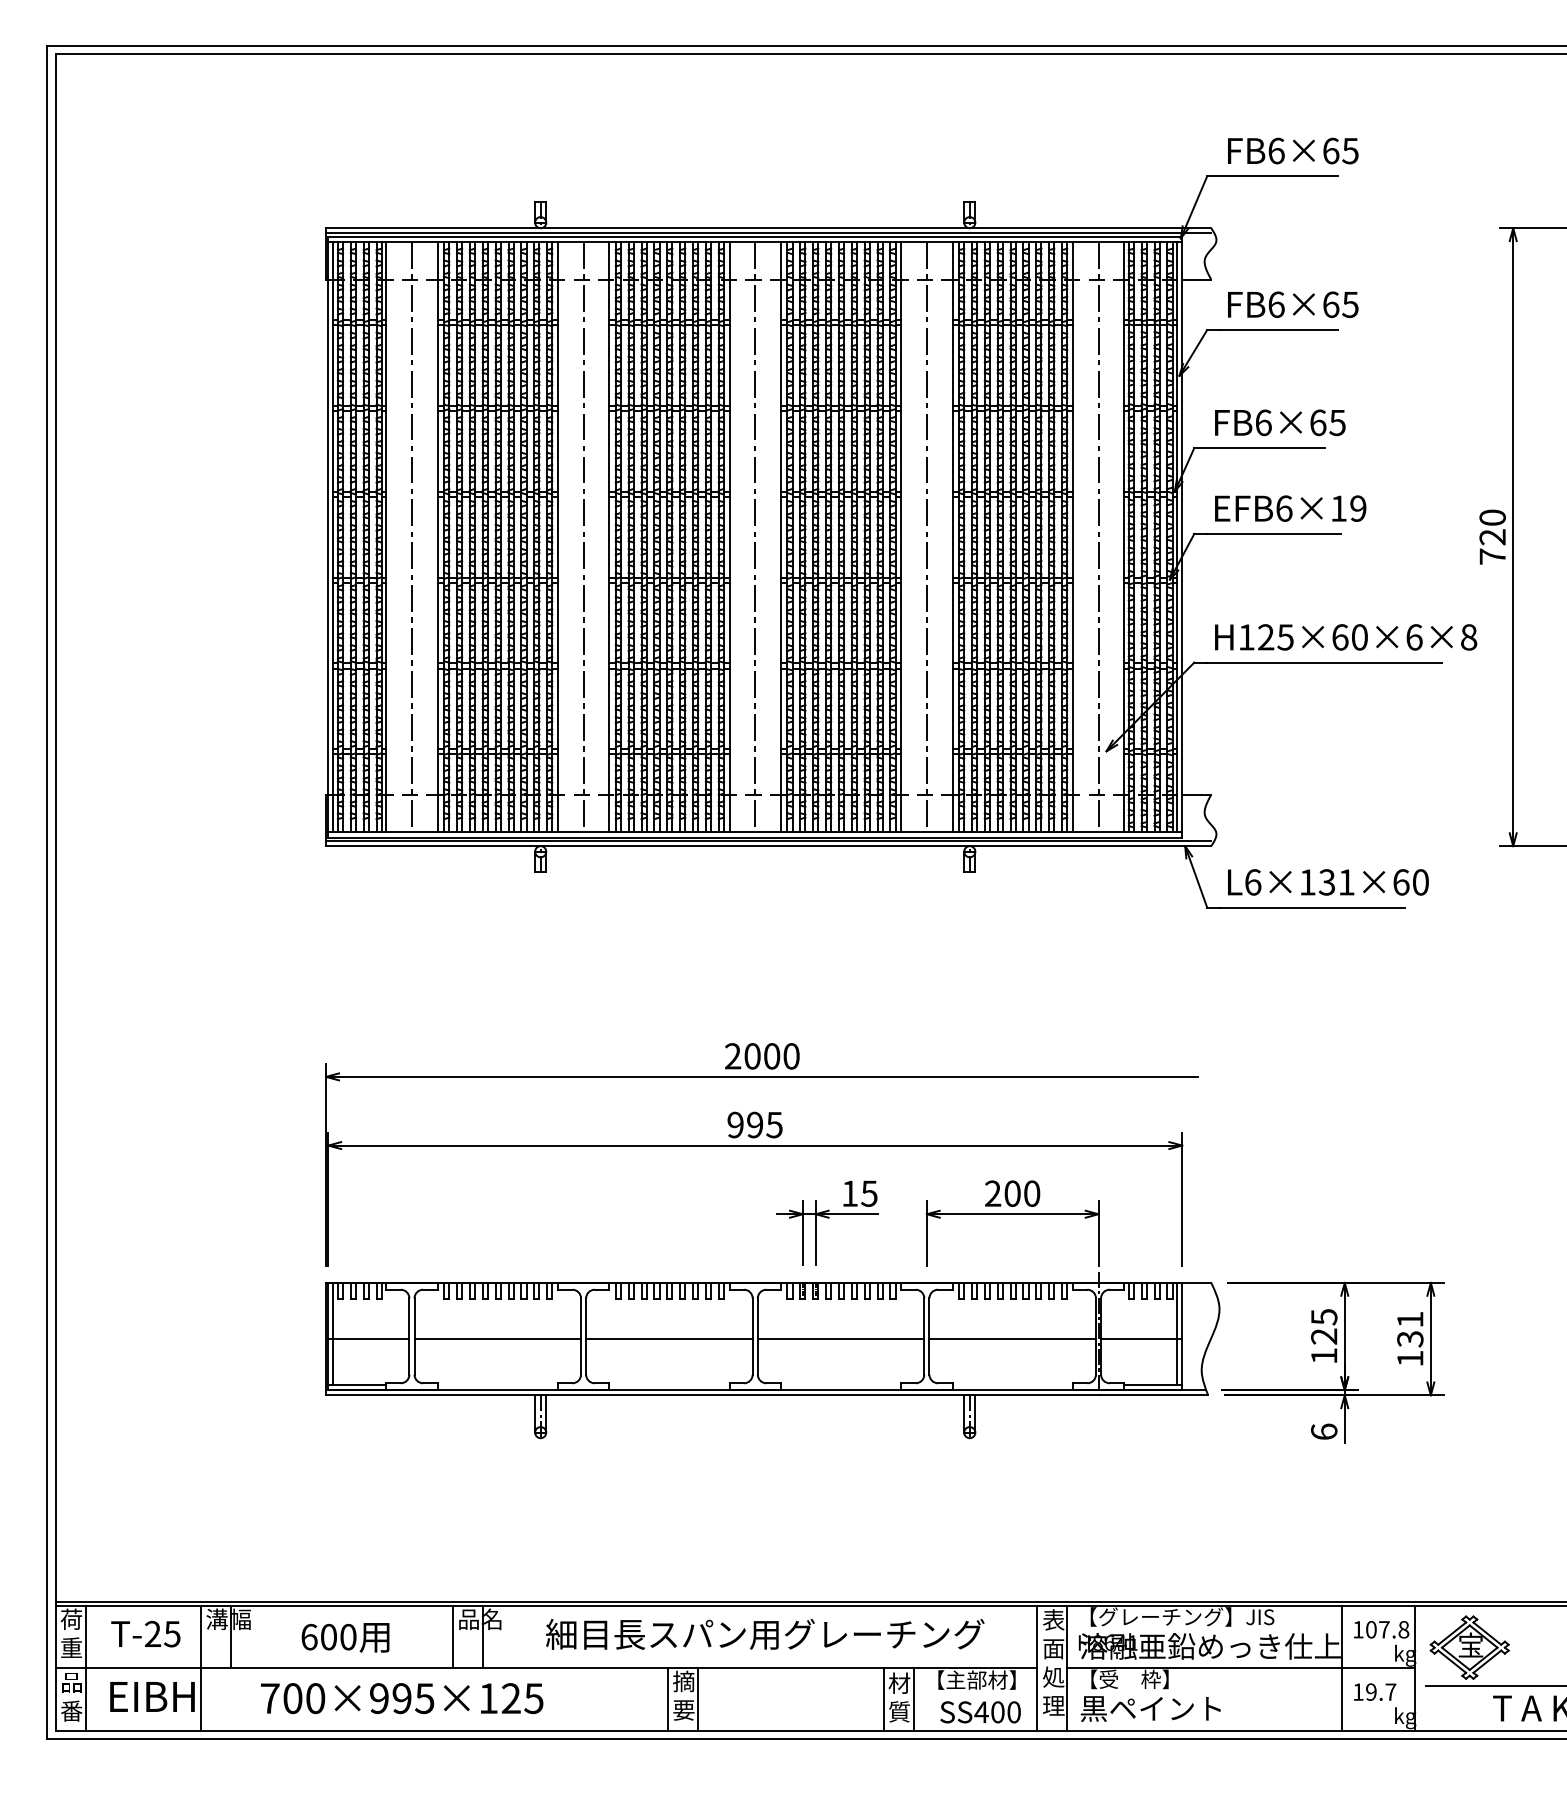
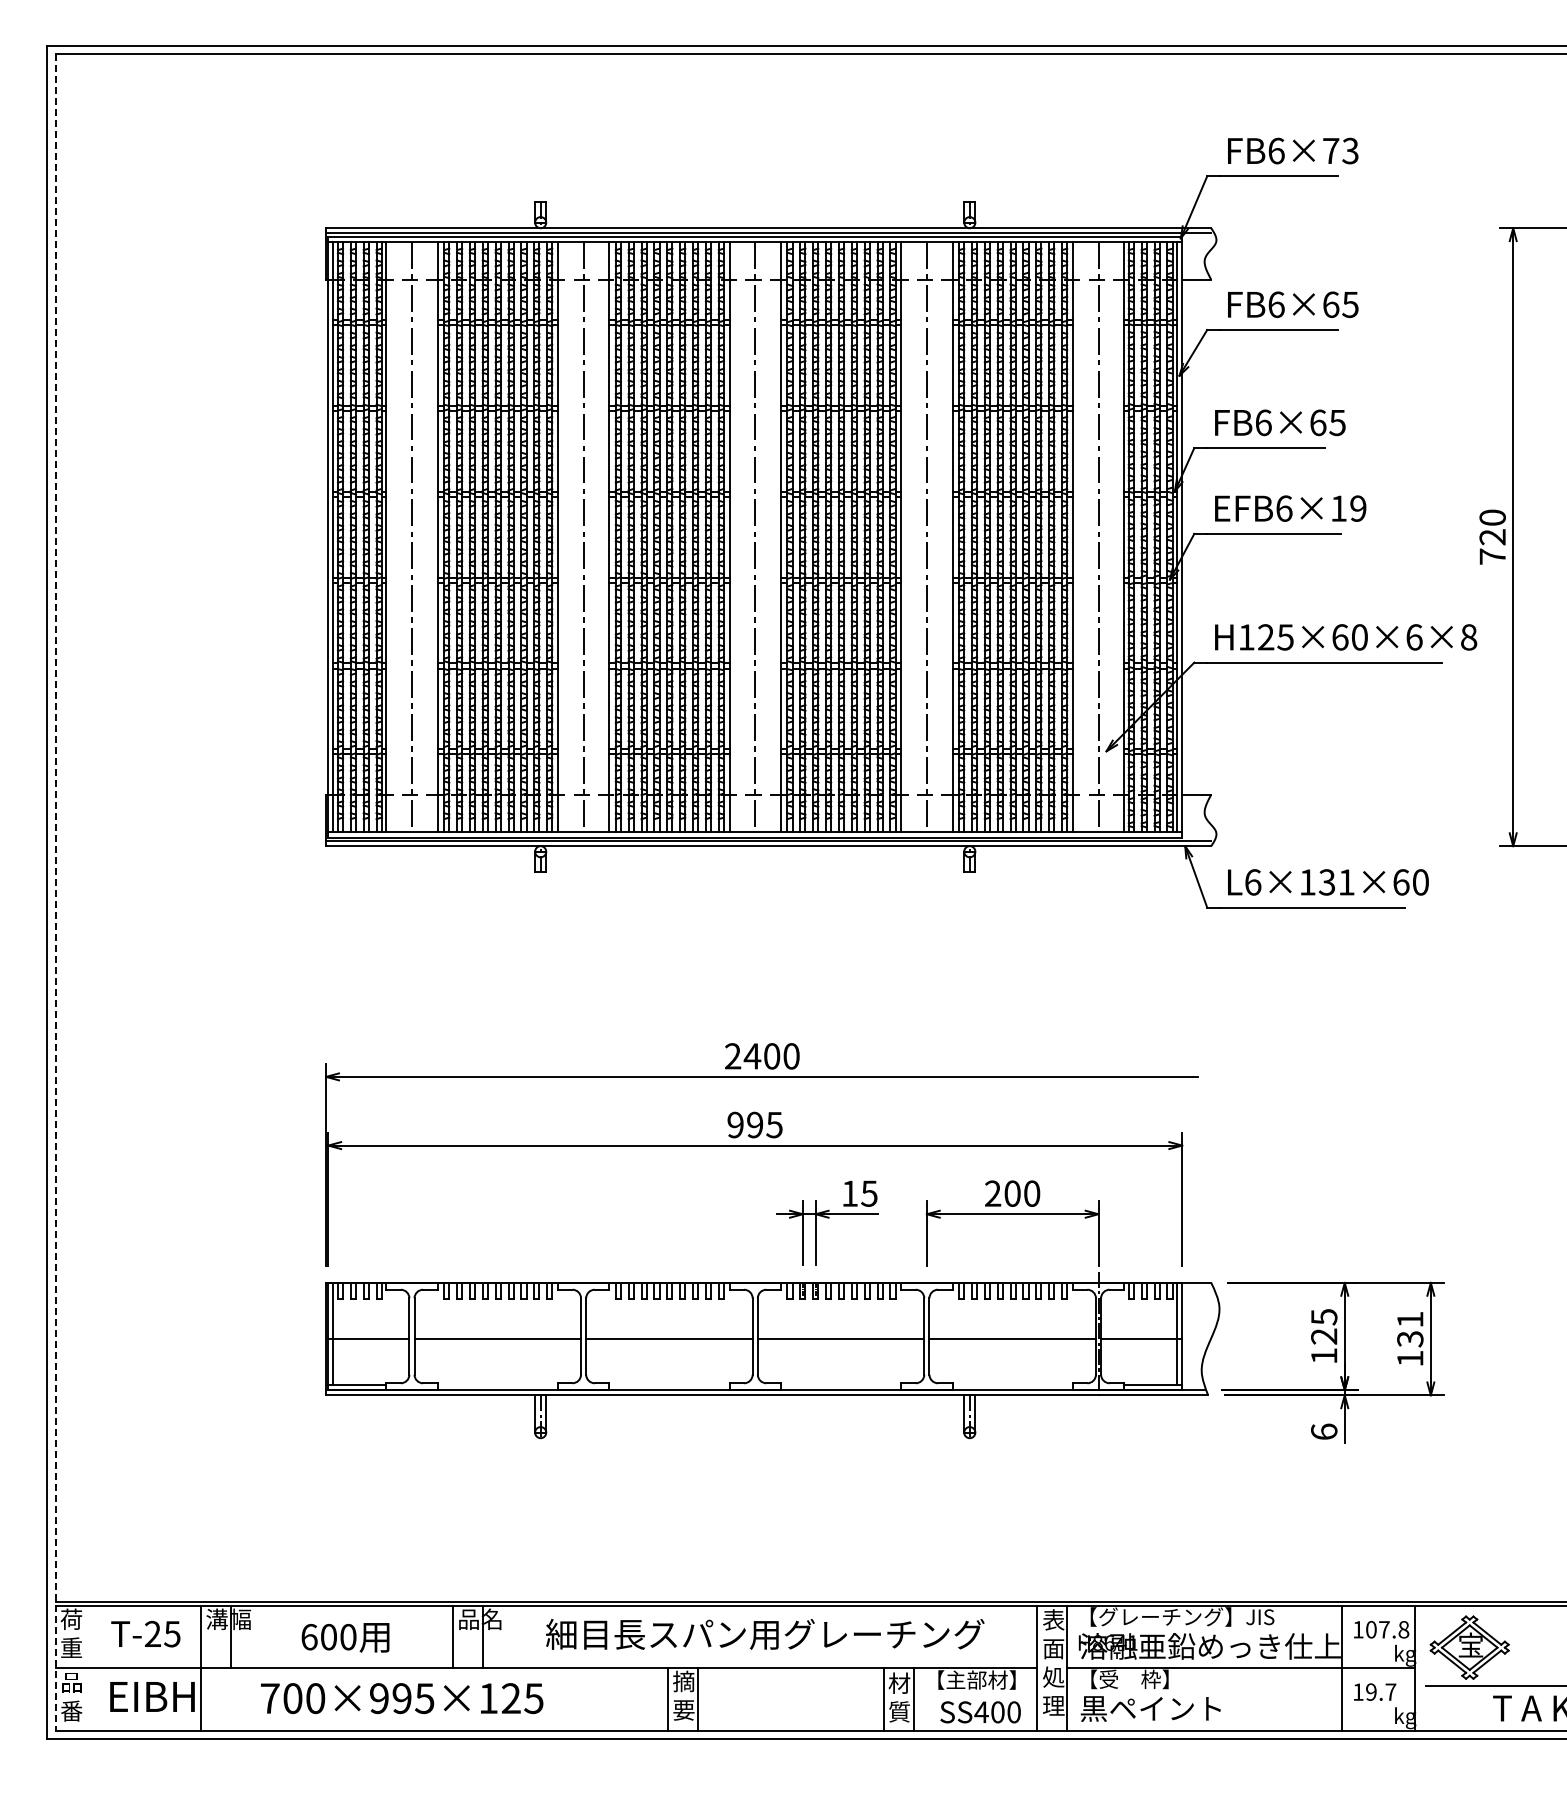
text: FB6×65 -> FB6×73 (1340, 150)
line: solid -> dashed (55, 892)
text: 2000 -> 2400 (752, 1056)
line: present -> none (85, 1667)
